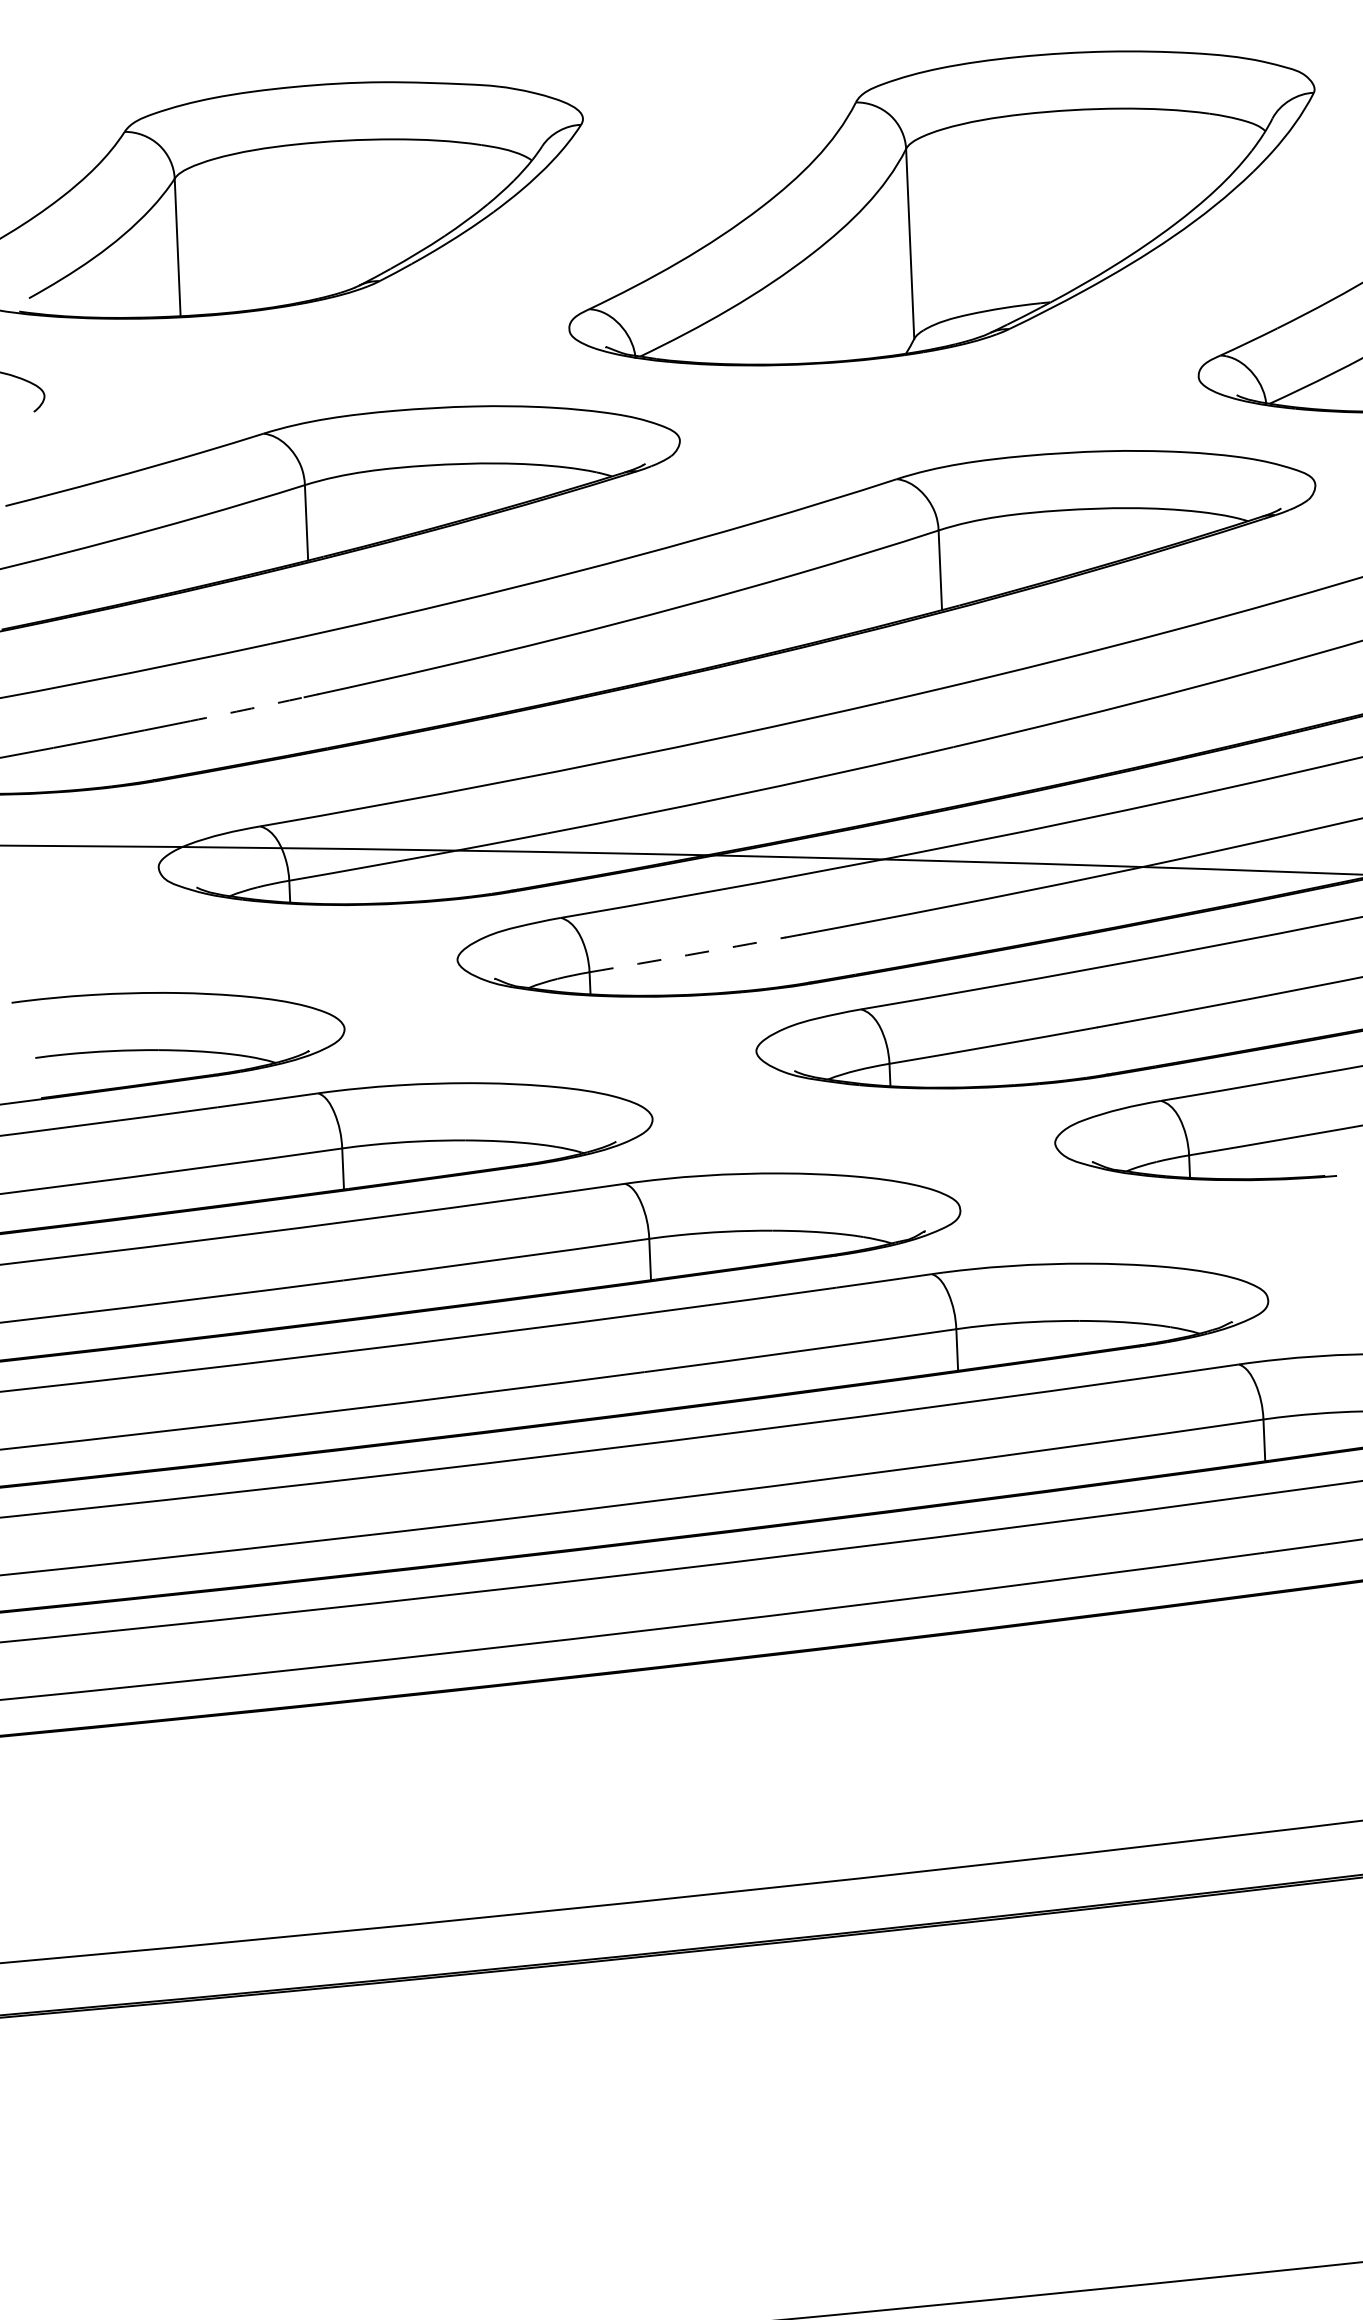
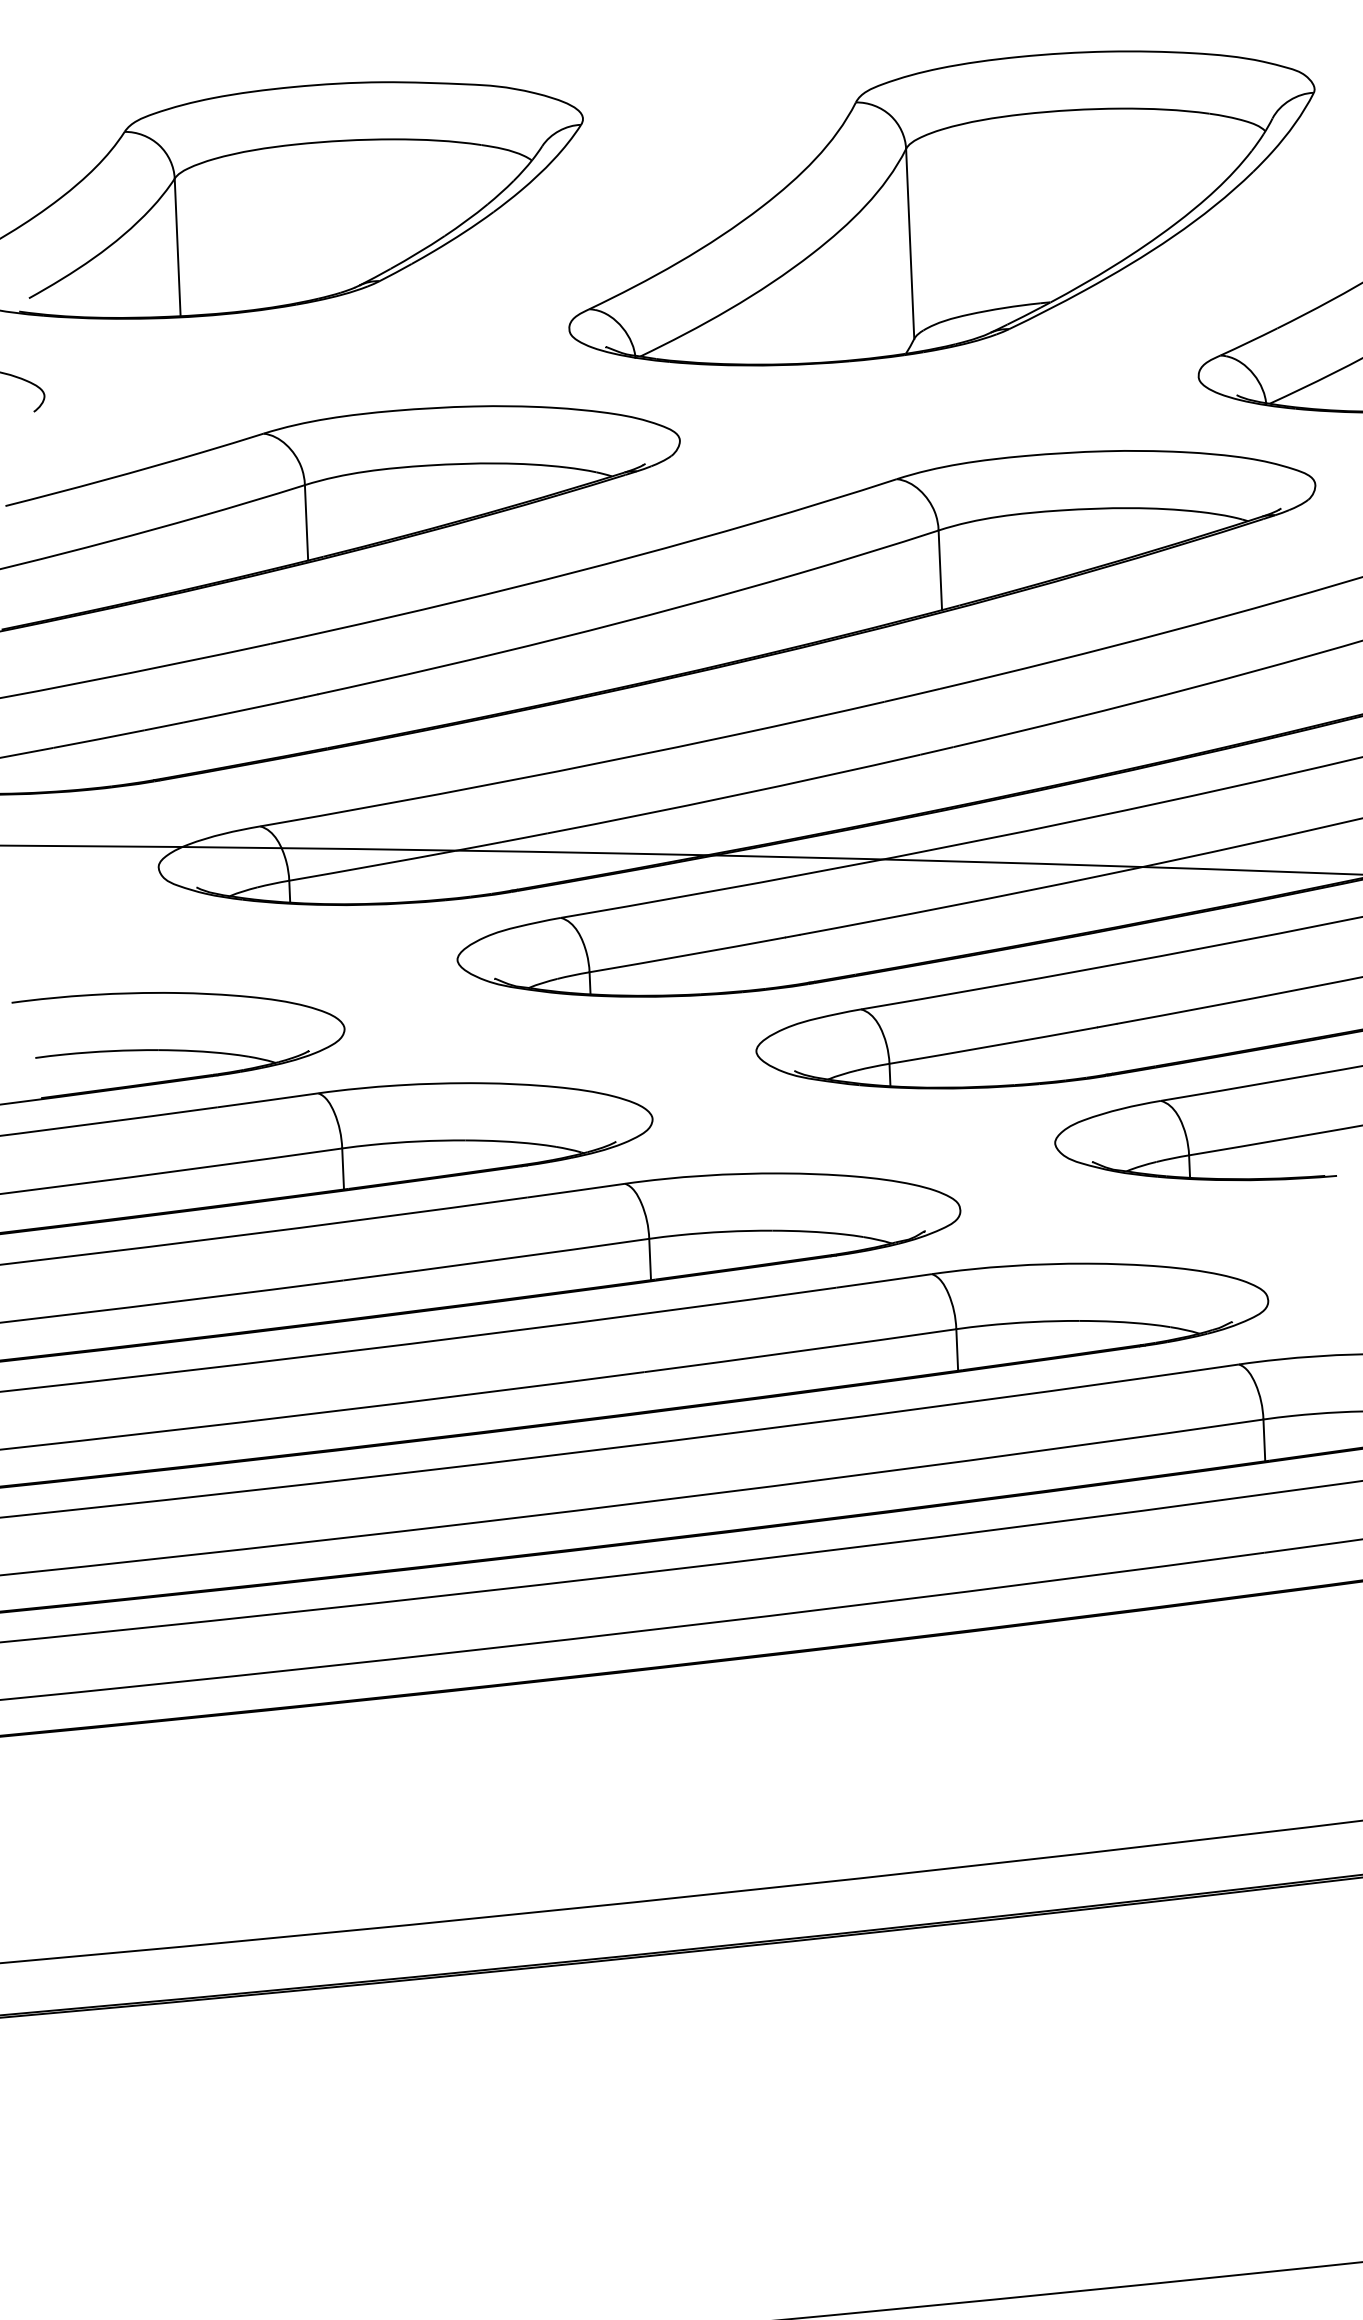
arc: dashed -> solid (243, 710)
arc: dashed -> solid (687, 955)
